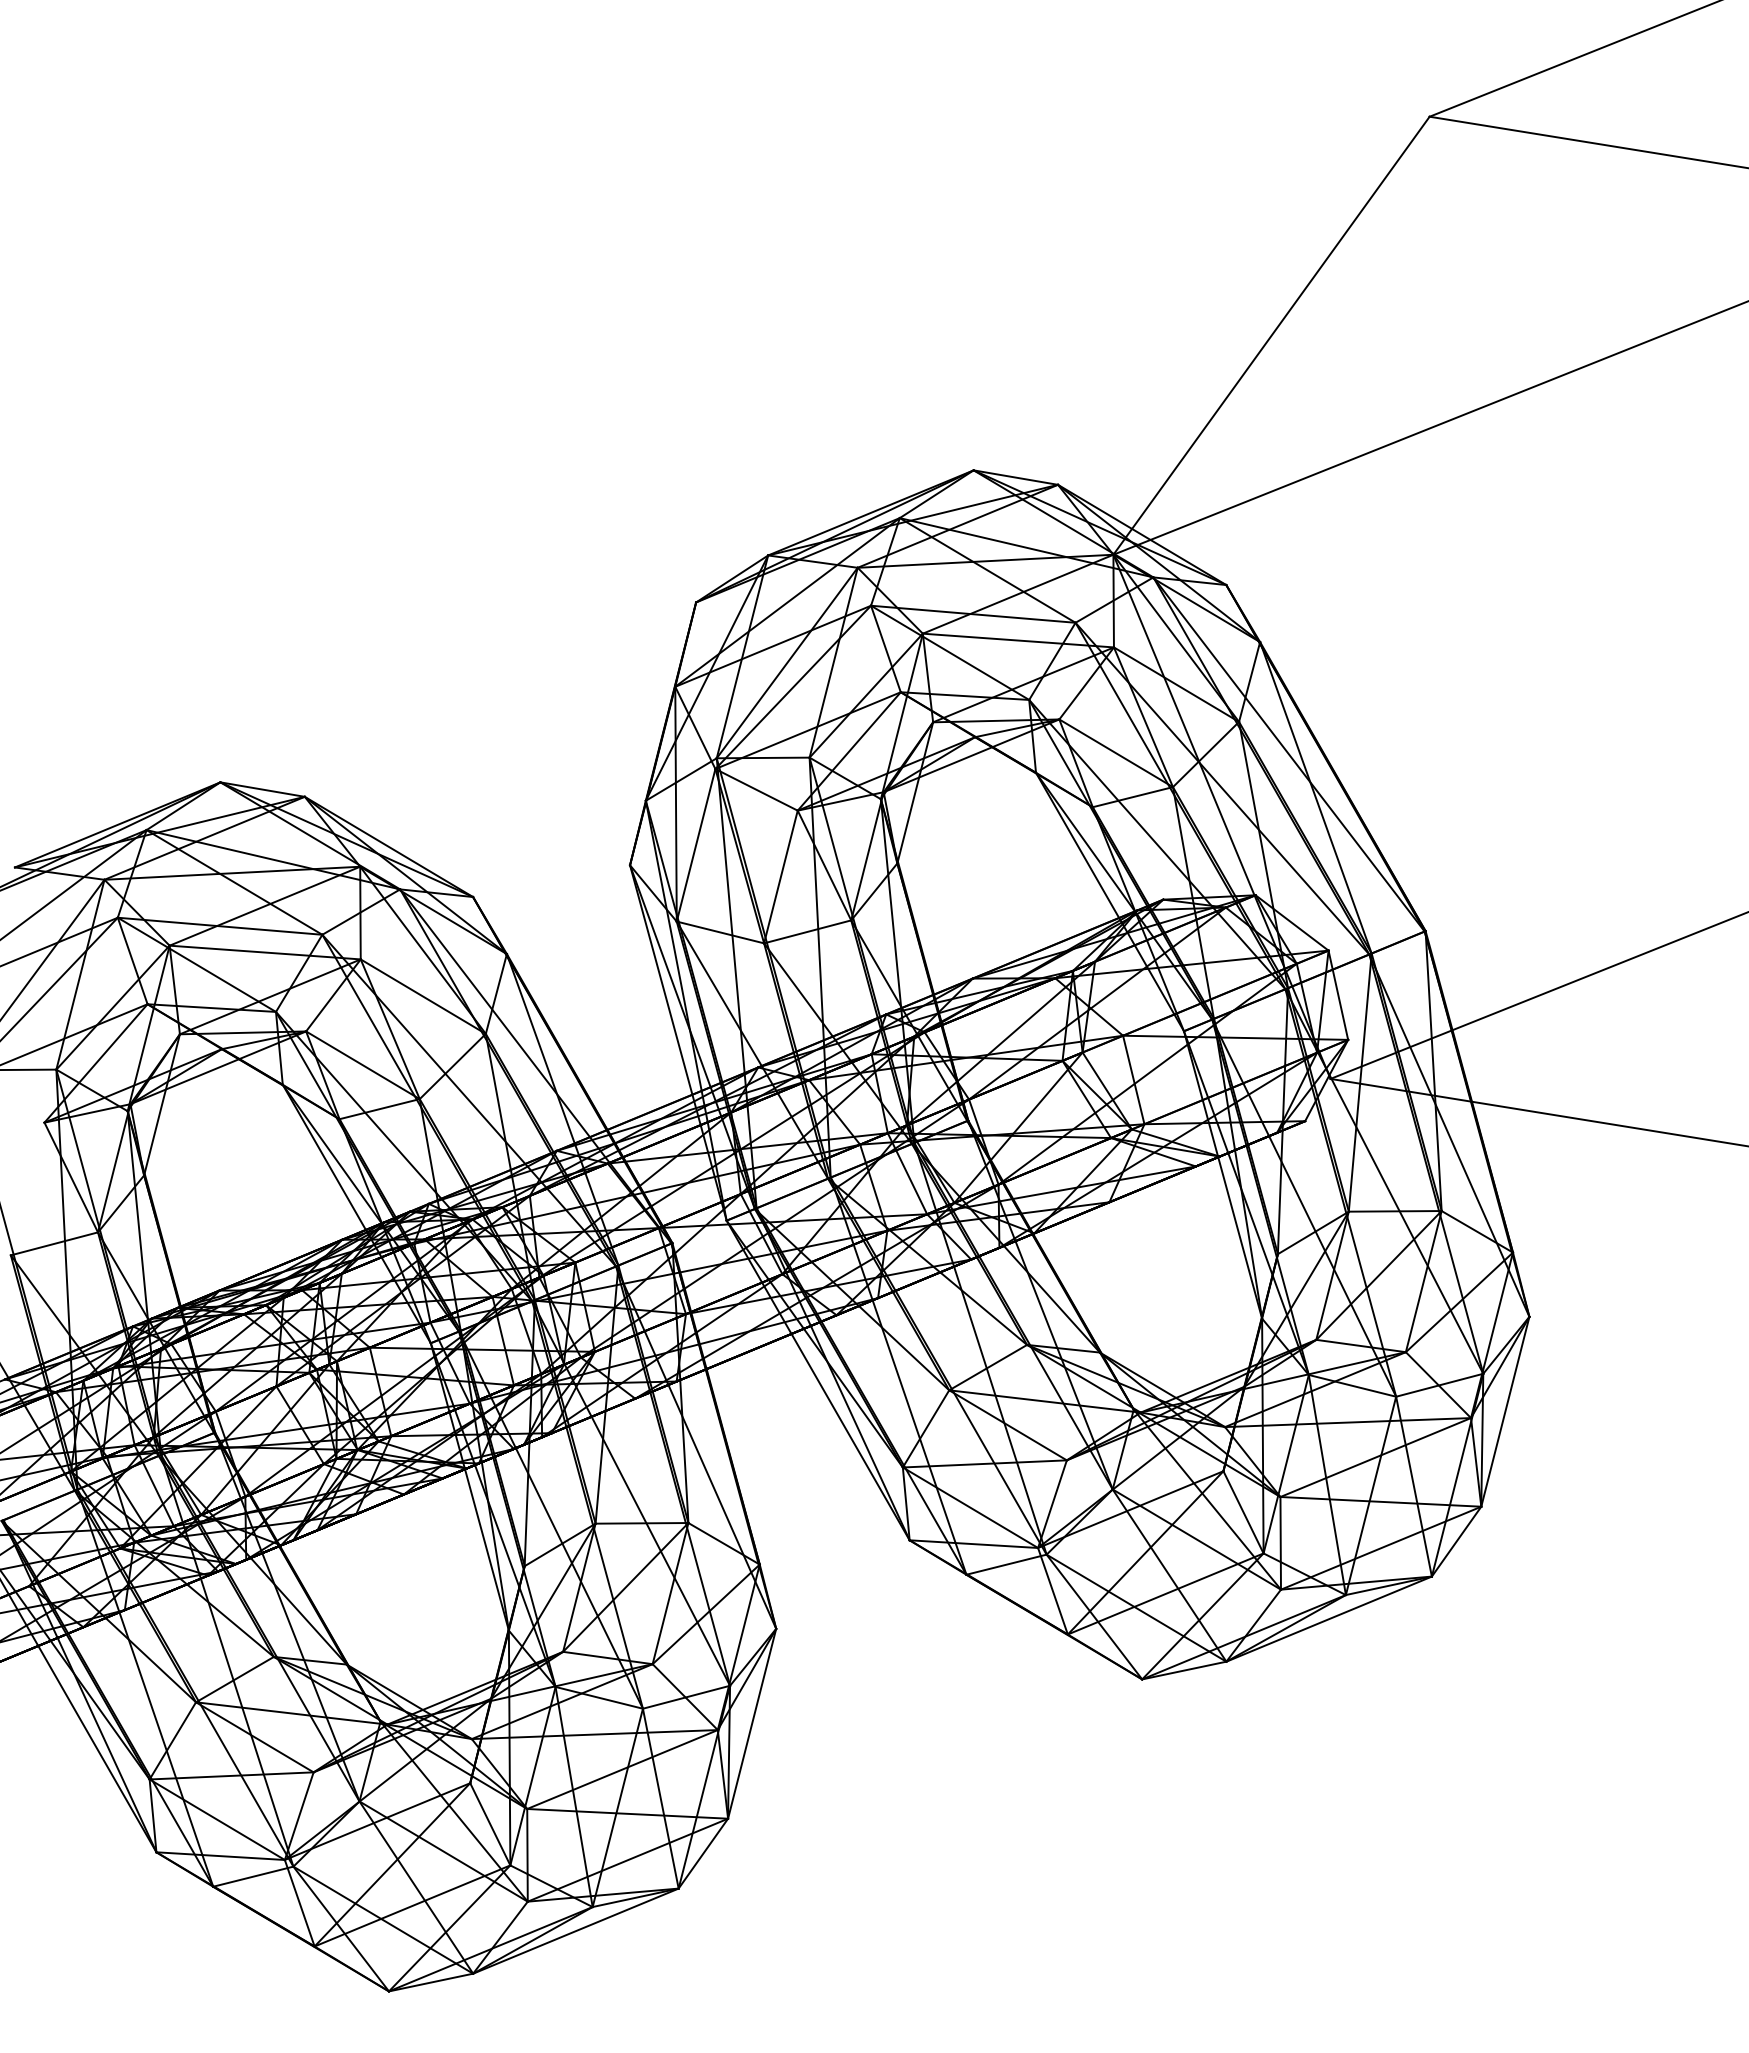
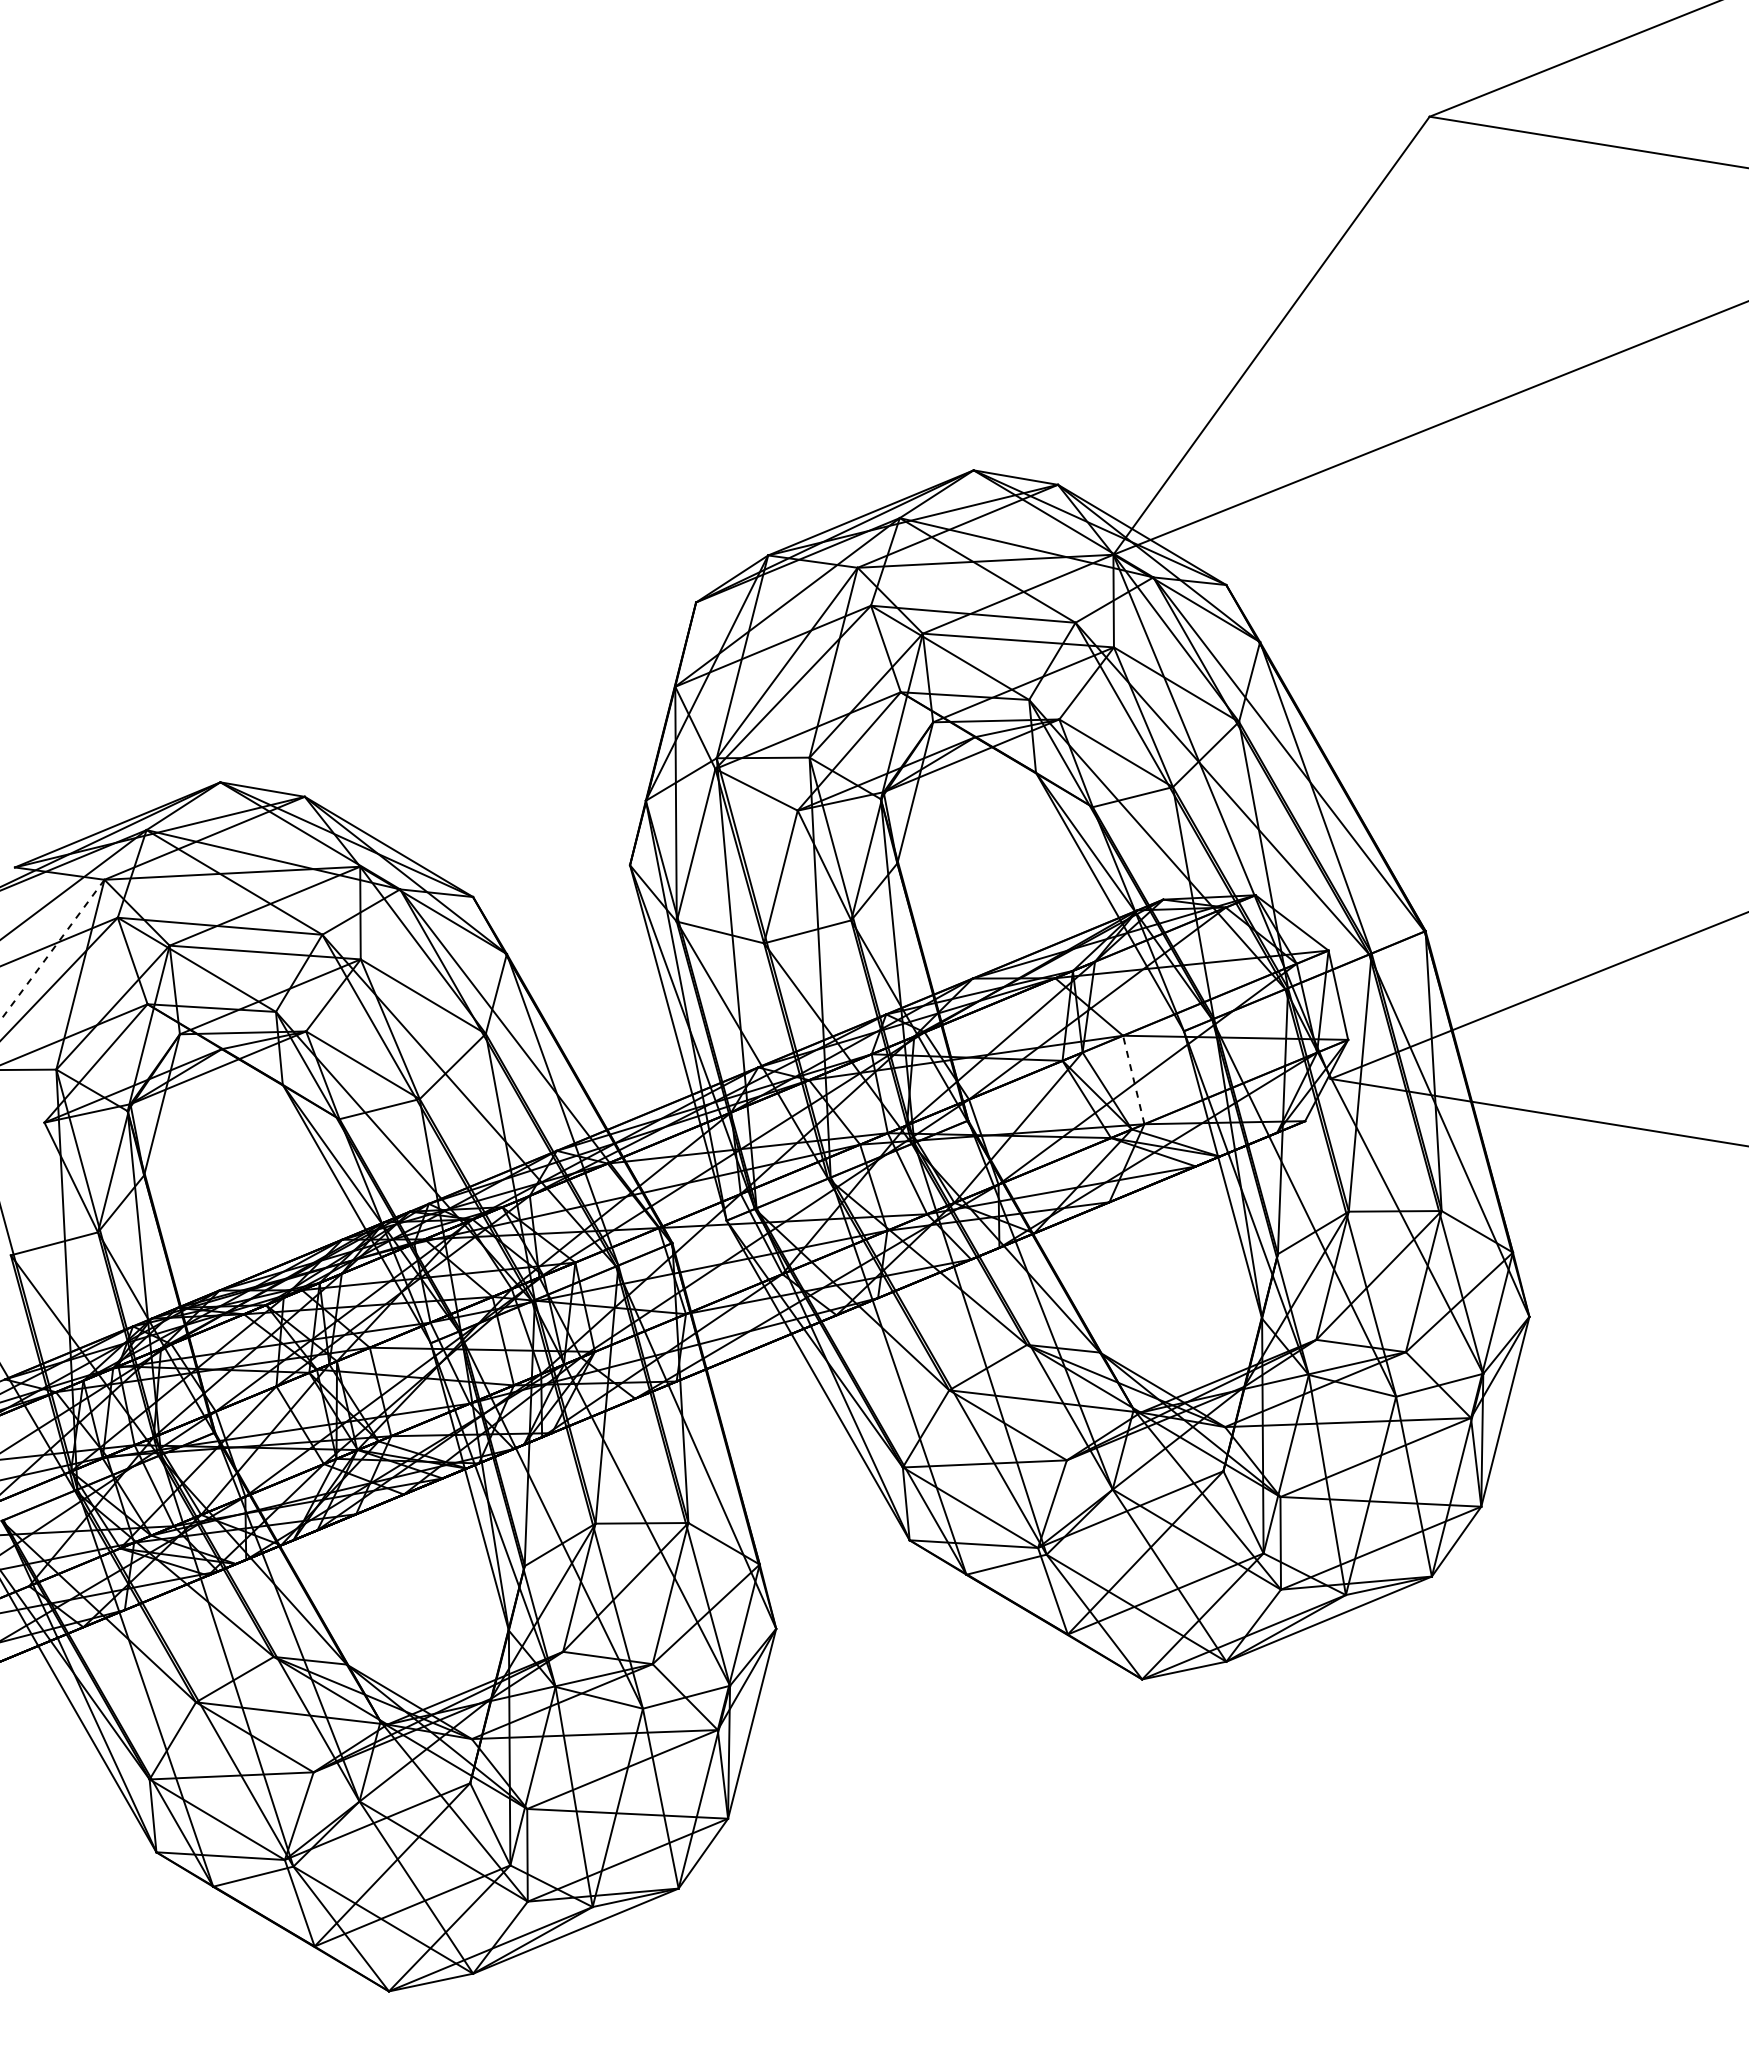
line: solid -> dashed (52, 950)
line: solid -> dashed (1133, 1079)
